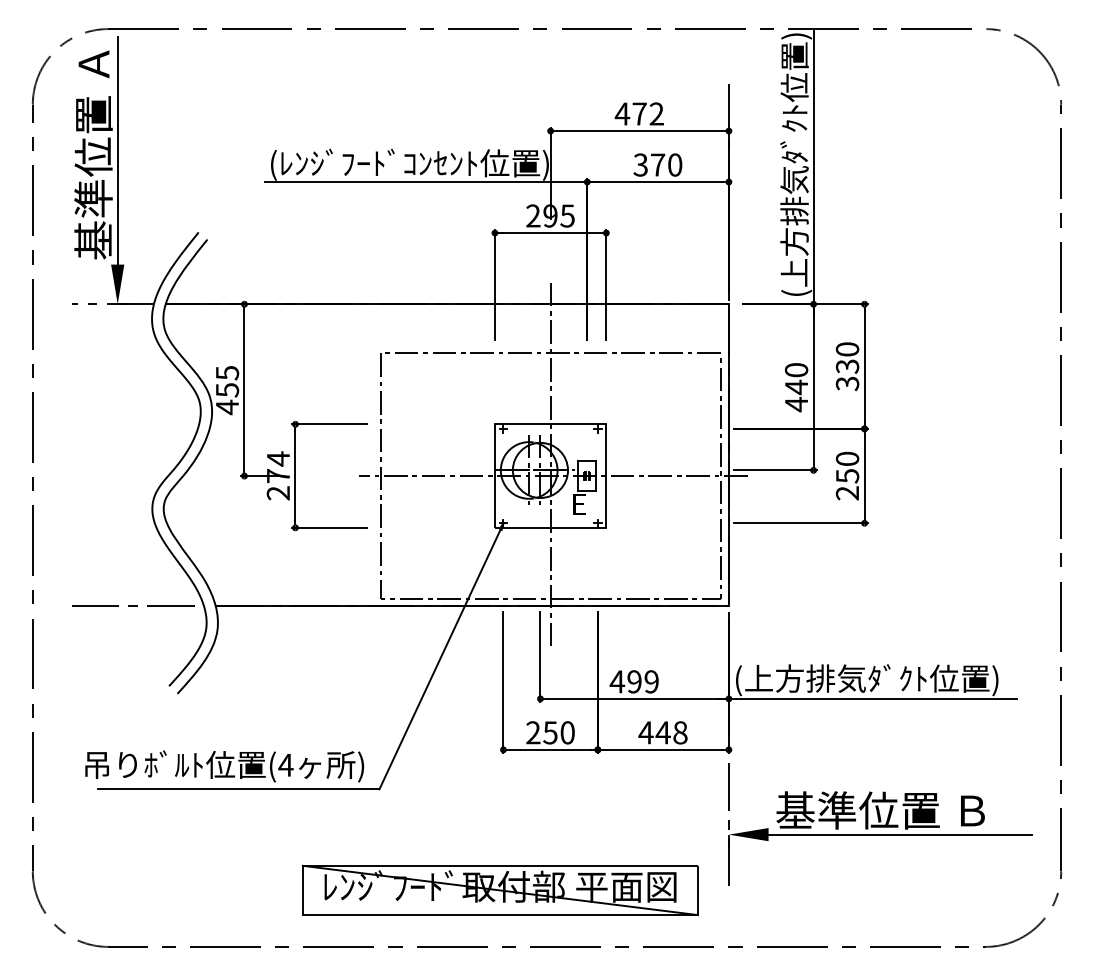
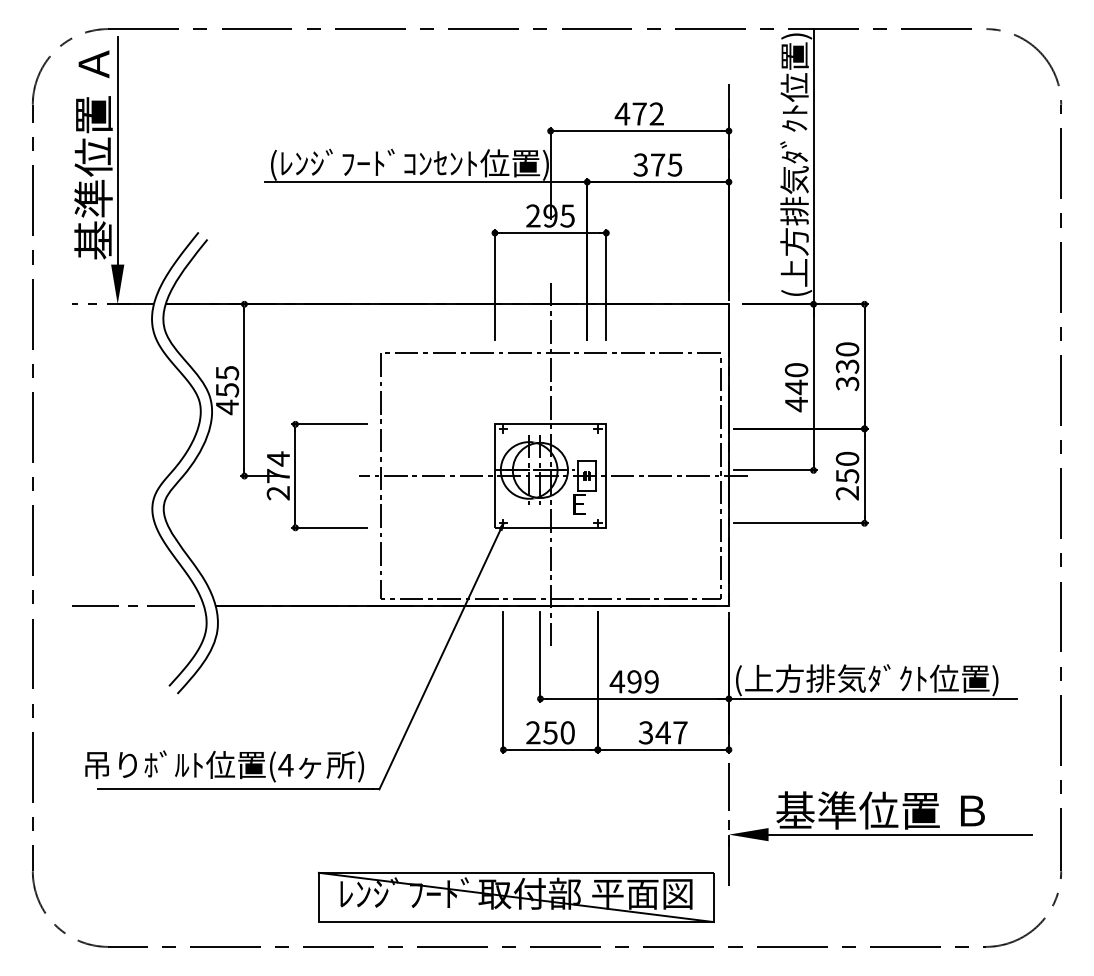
text: 370 -> 375 (674, 164)
text: 448 -> 347 (662, 732)
part position: (500, 889) -> (516, 896) (516, 896)
